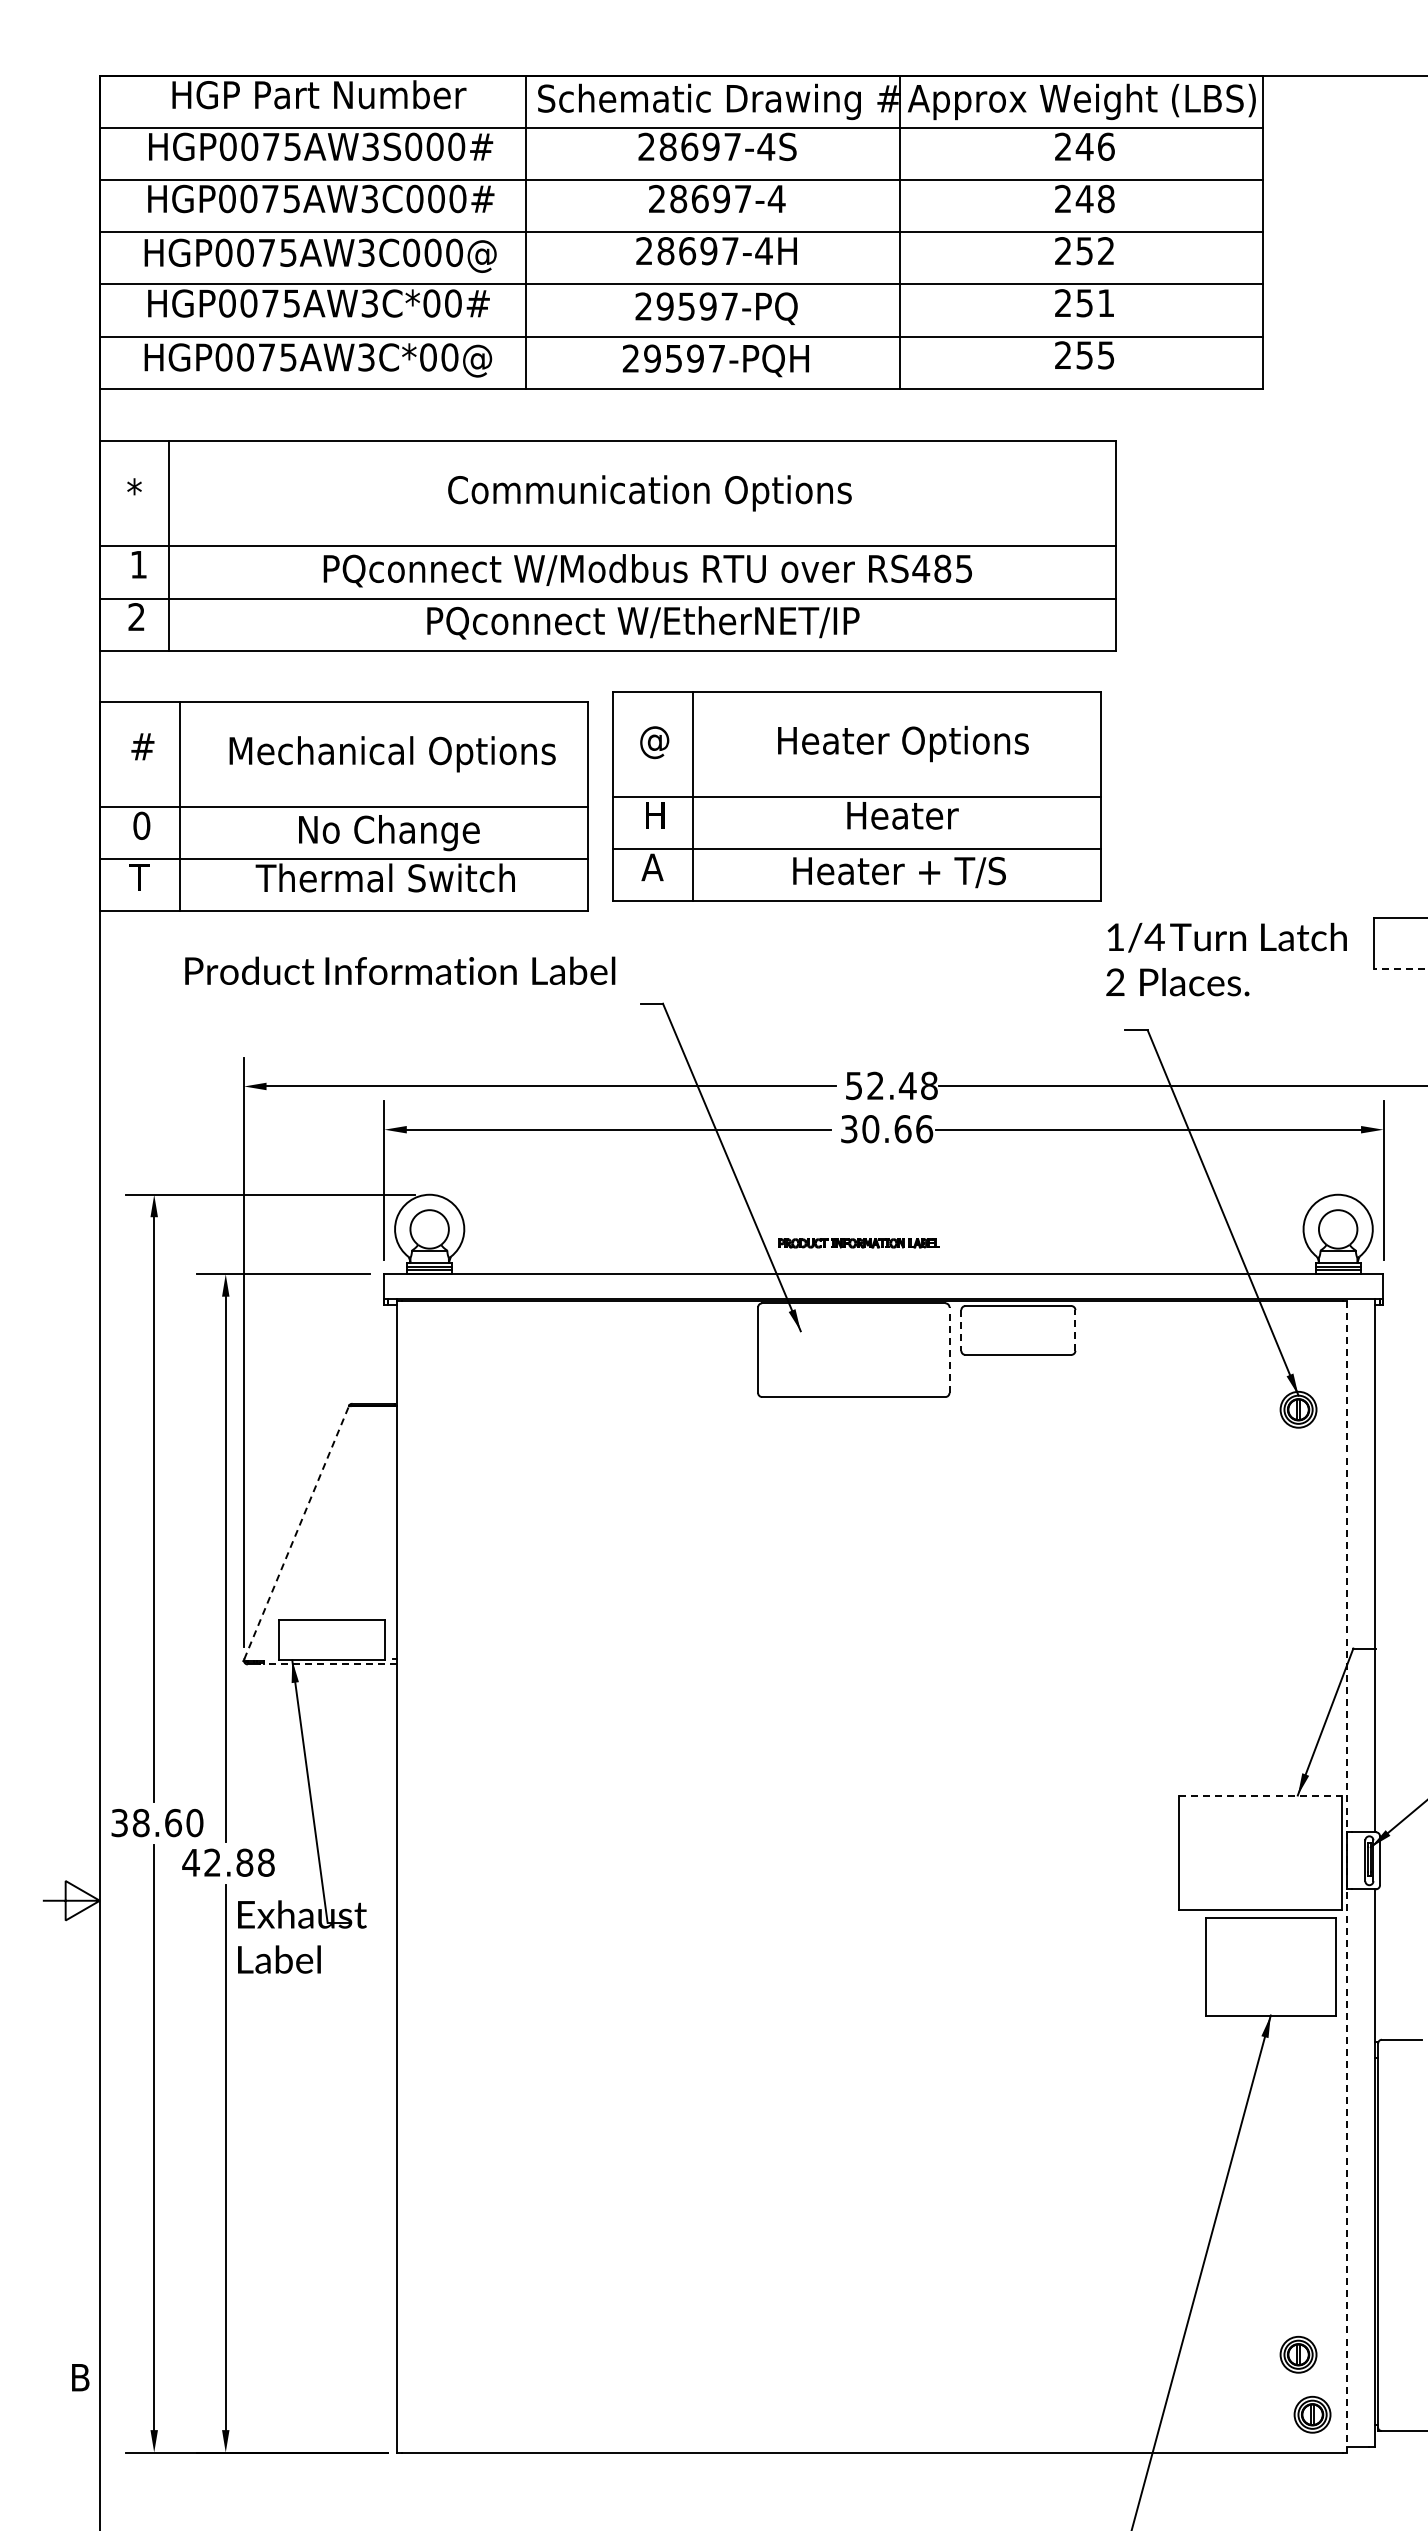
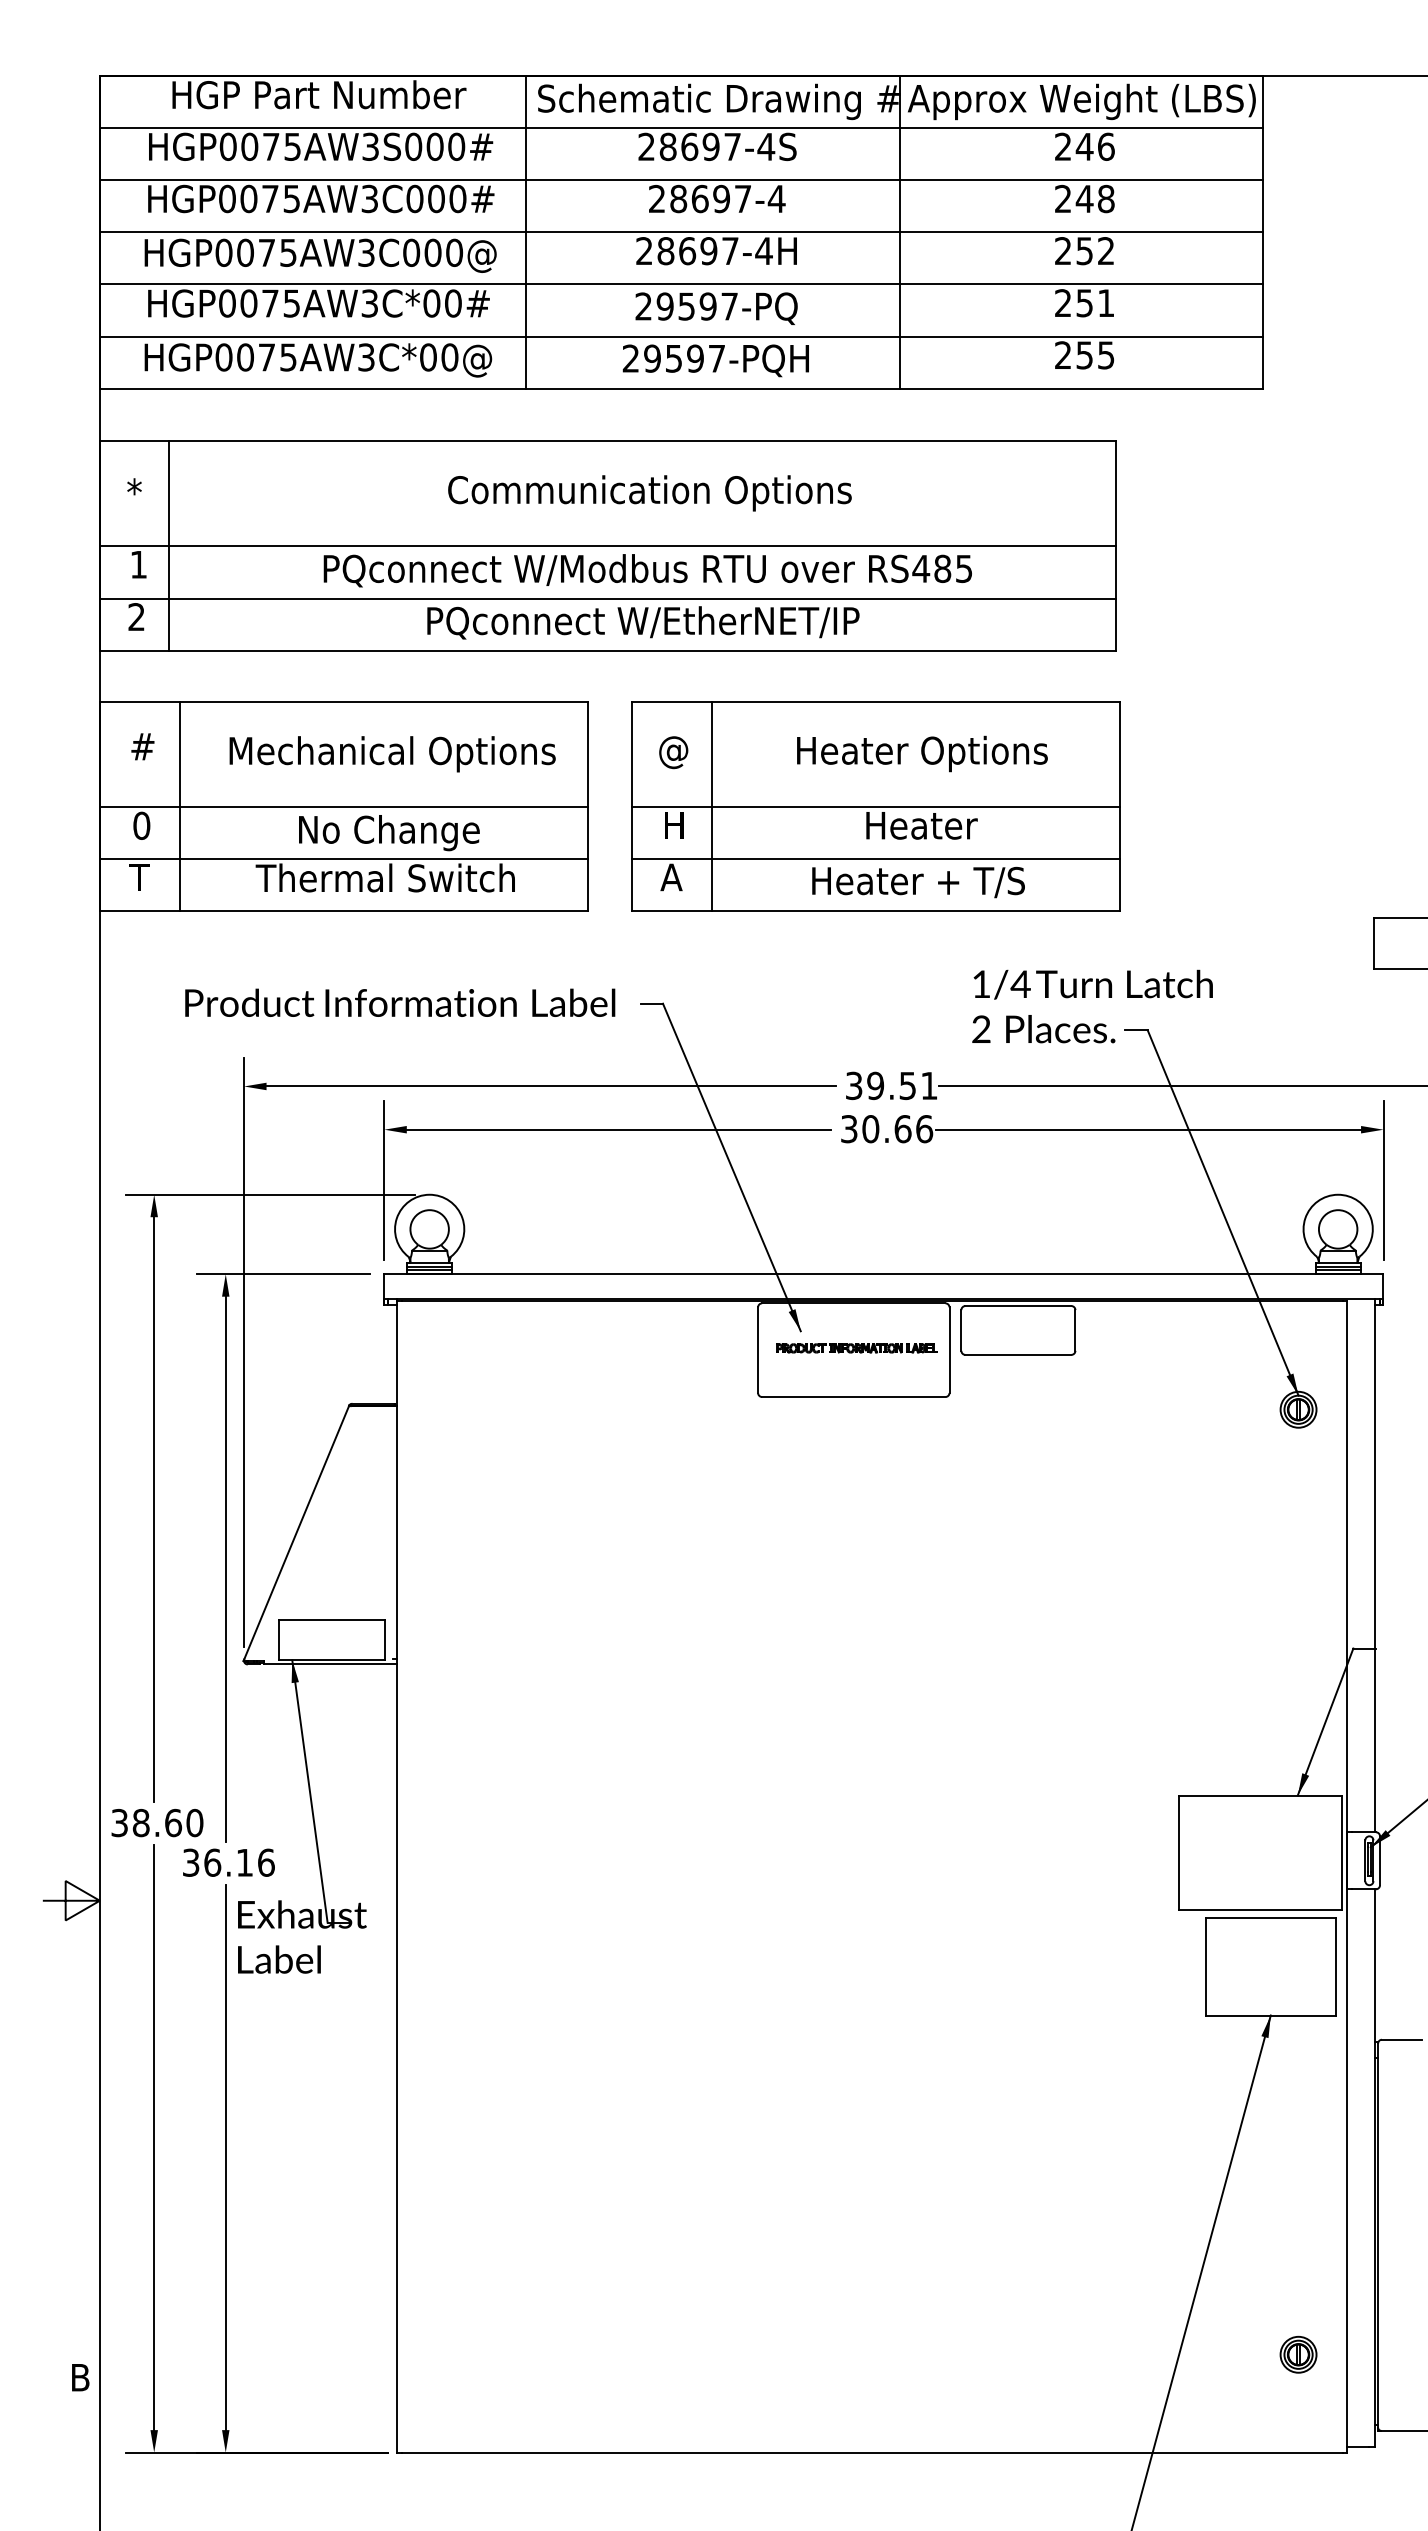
part position: (856, 796) -> (875, 806) (875, 806)
text position: (1226, 959) -> (1092, 1006) (1092, 1006)
line: dashed -> solid (1400, 968)
text position: (400, 970) -> (400, 1002) (400, 1002)
text: 52.48 -> 39.51 (891, 1085)
part position: (858, 1243) -> (856, 1348) (856, 1348)
line: dashed -> solid (1075, 1329)
line: dashed -> solid (961, 1330)
line: dashed -> solid (949, 1350)
line: dashed -> solid (296, 1532)
line: dashed -> solid (330, 1664)
line: dashed -> solid (1260, 1795)
text: 42.88 -> 36.16 (228, 1862)
line: dashed -> solid (1347, 1876)
part: present -> none (1312, 2414)
